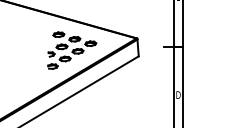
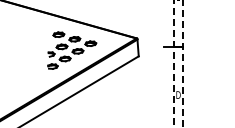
line: solid -> dashed (173, 64)
line: solid -> dashed (183, 64)
